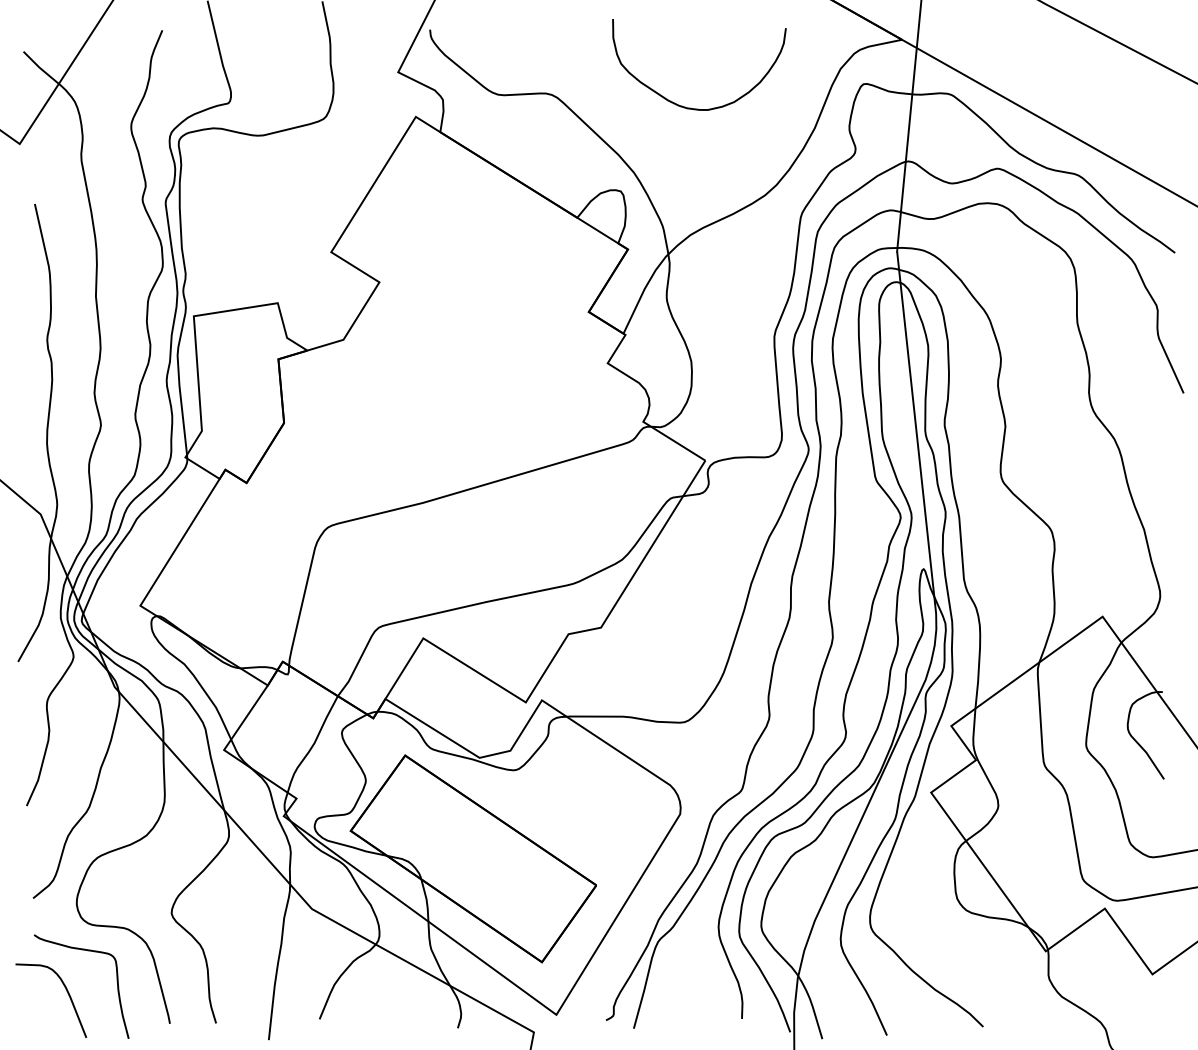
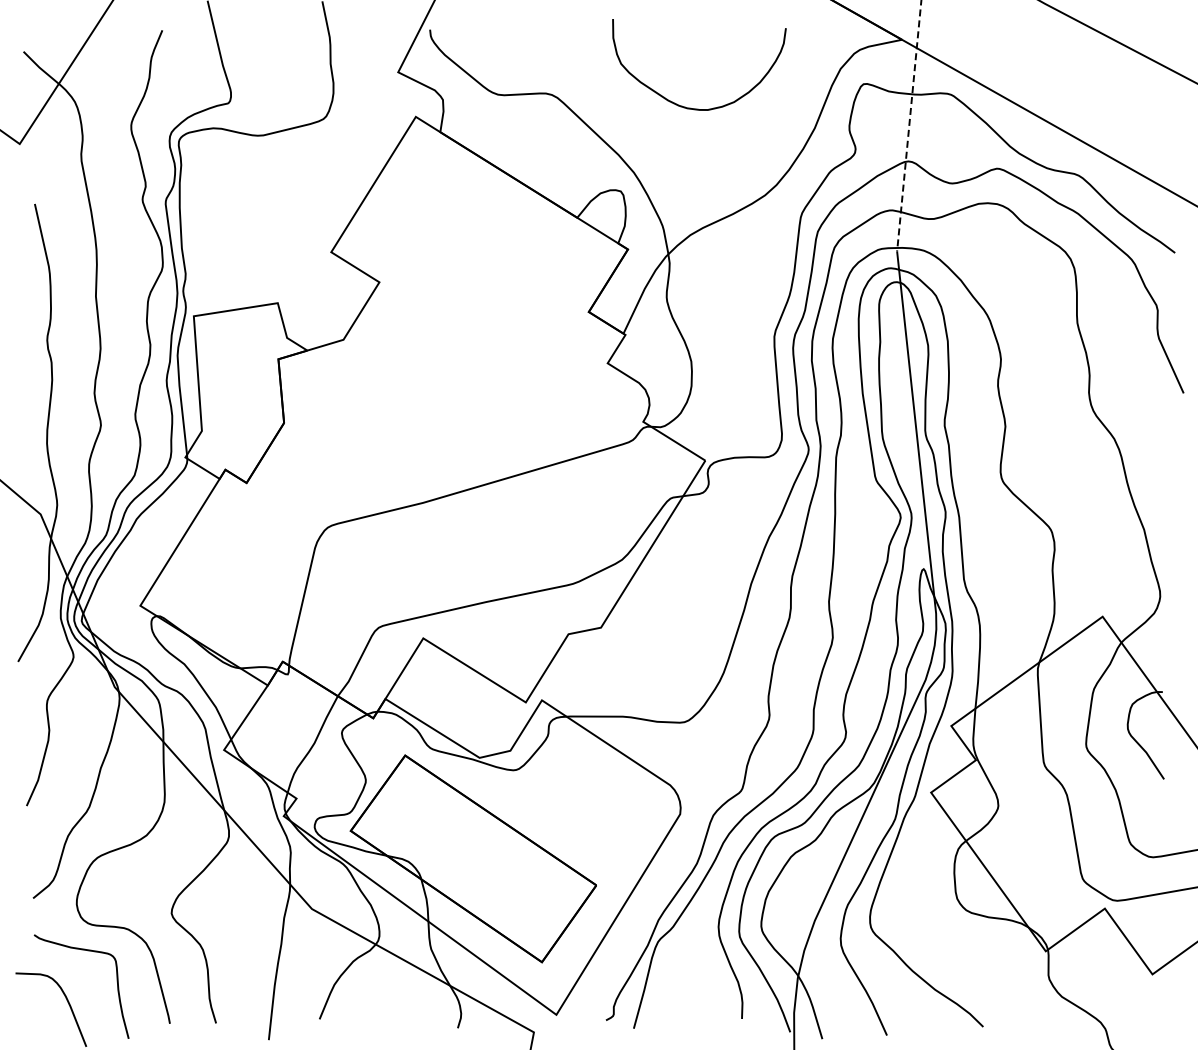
line: solid -> dashed (909, 126)
curve position: (67, 993) -> (67, 1002) (67, 1002)
